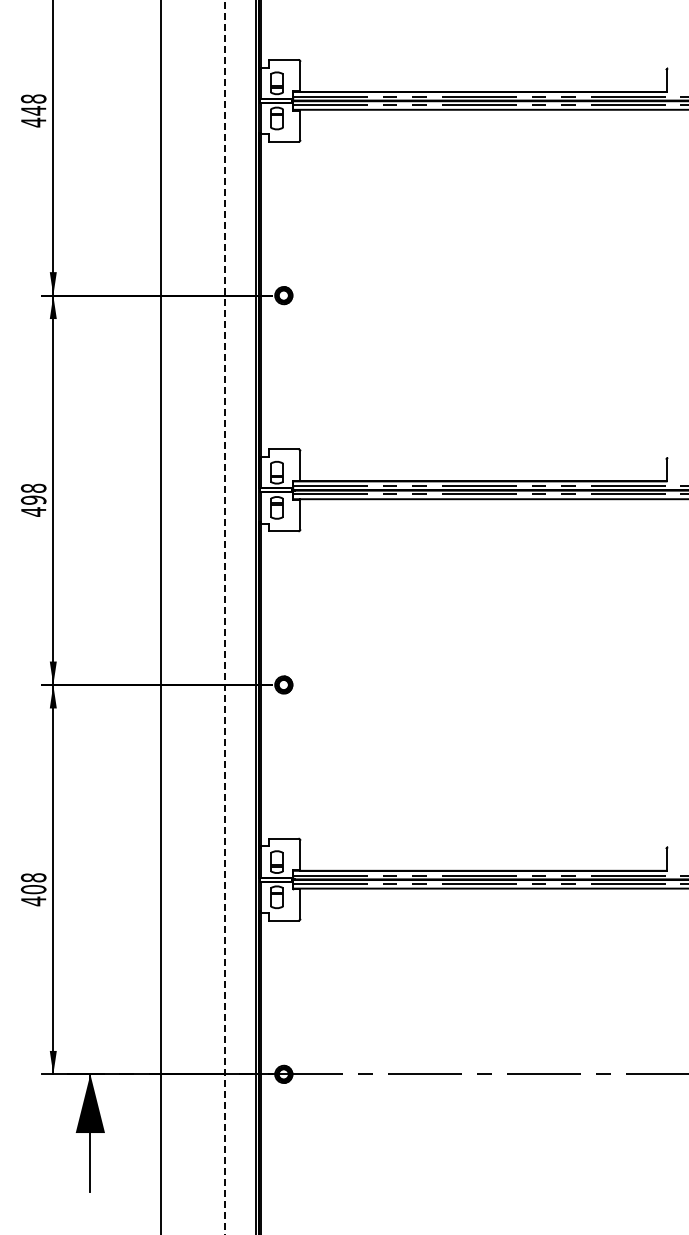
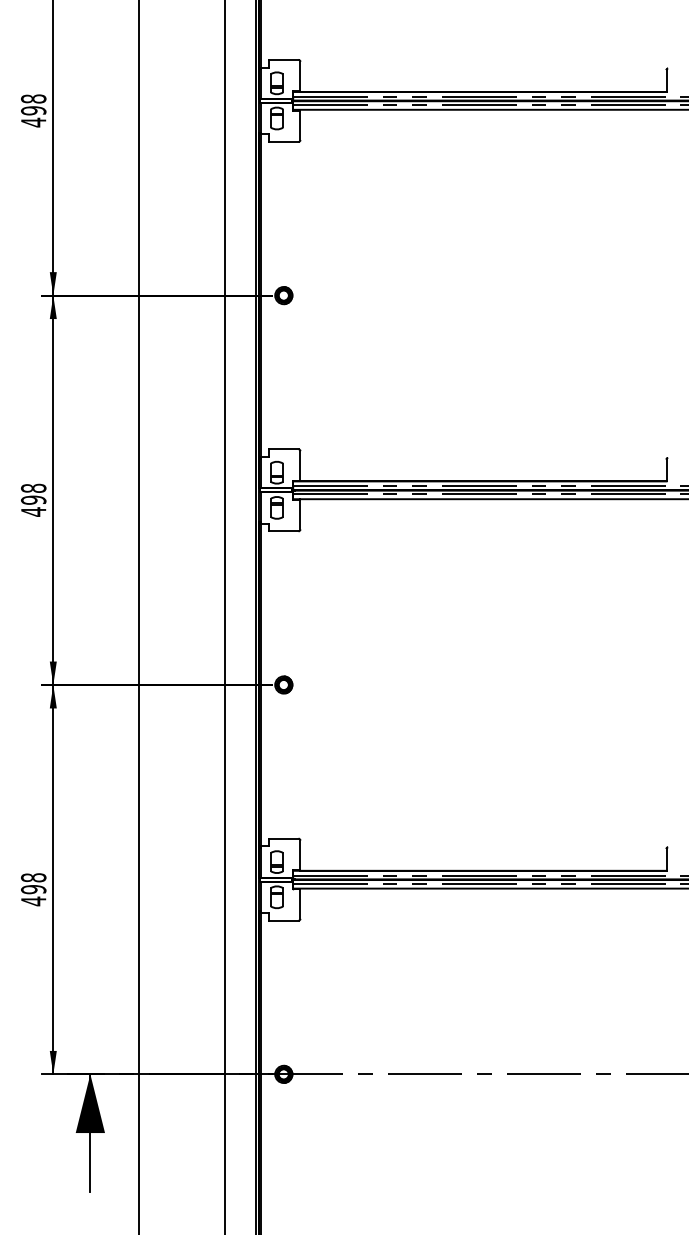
text: 448 -> 498 (33, 110)
line position: (160, 616) -> (138, 616) (138, 616)
line: dashed -> solid (224, 617)
text: 408 -> 498 (33, 889)
